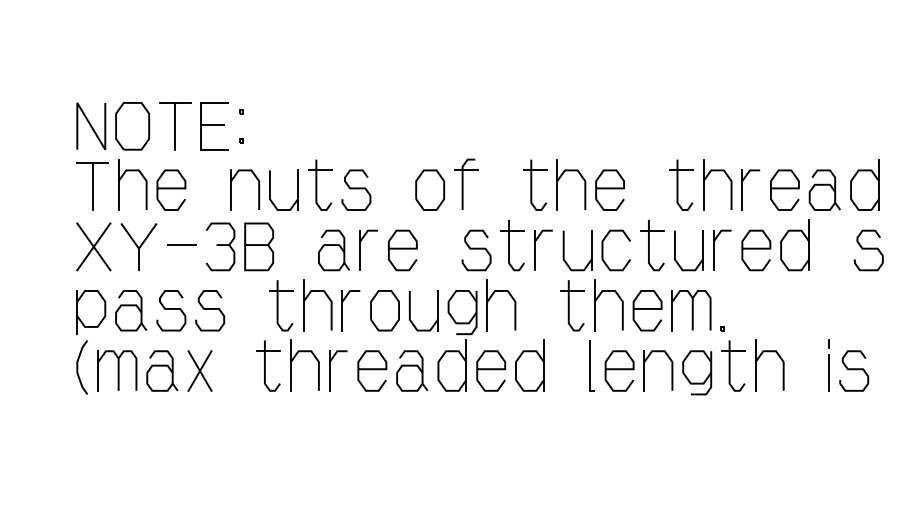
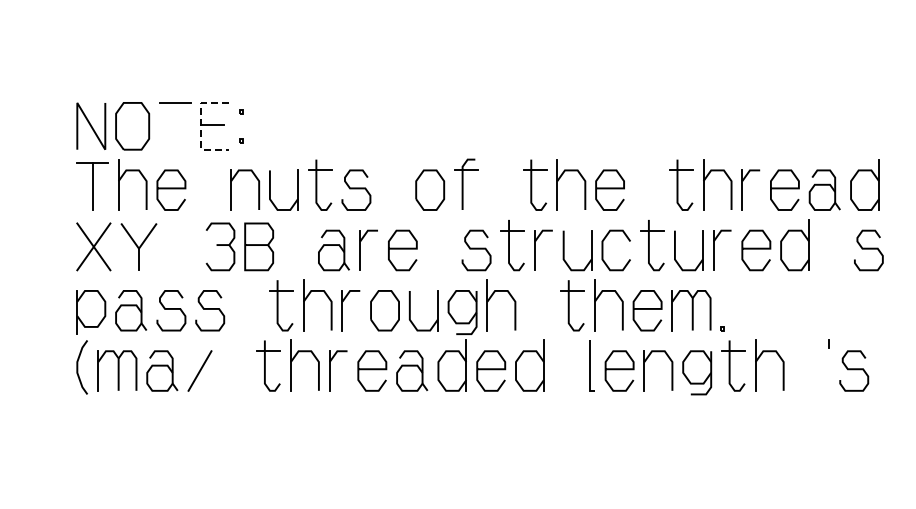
line: present -> none (175, 125)
line: solid -> dashed (201, 126)
line: present -> none (181, 245)
line: present -> none (199, 370)
line: present -> none (829, 372)
